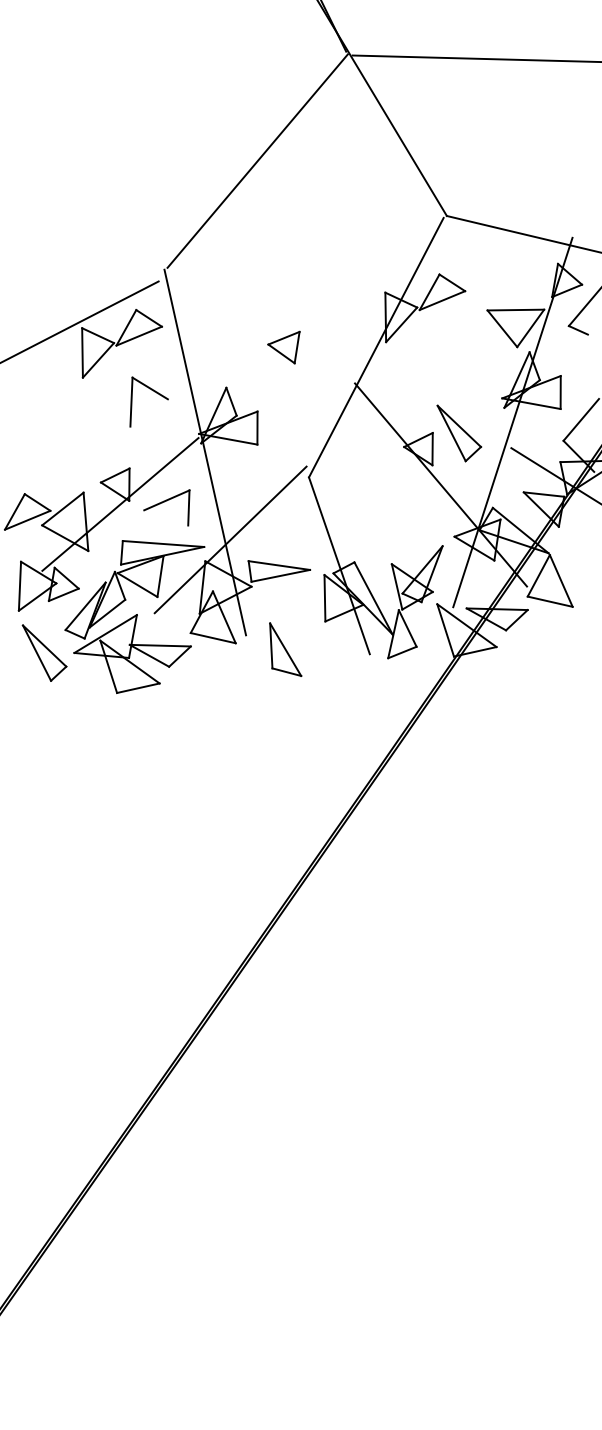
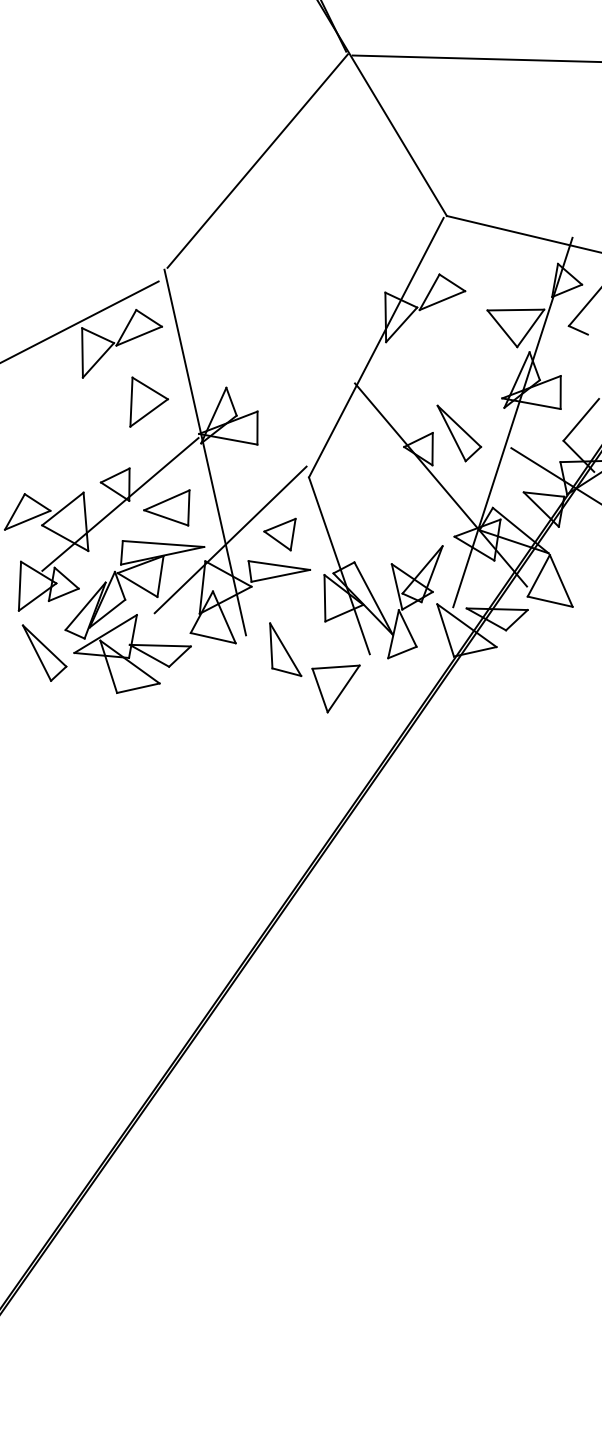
part position: (283, 347) -> (279, 534) (279, 534)
line: none -> present (148, 412)
line: none -> present (166, 517)
part: none -> present (335, 688)
